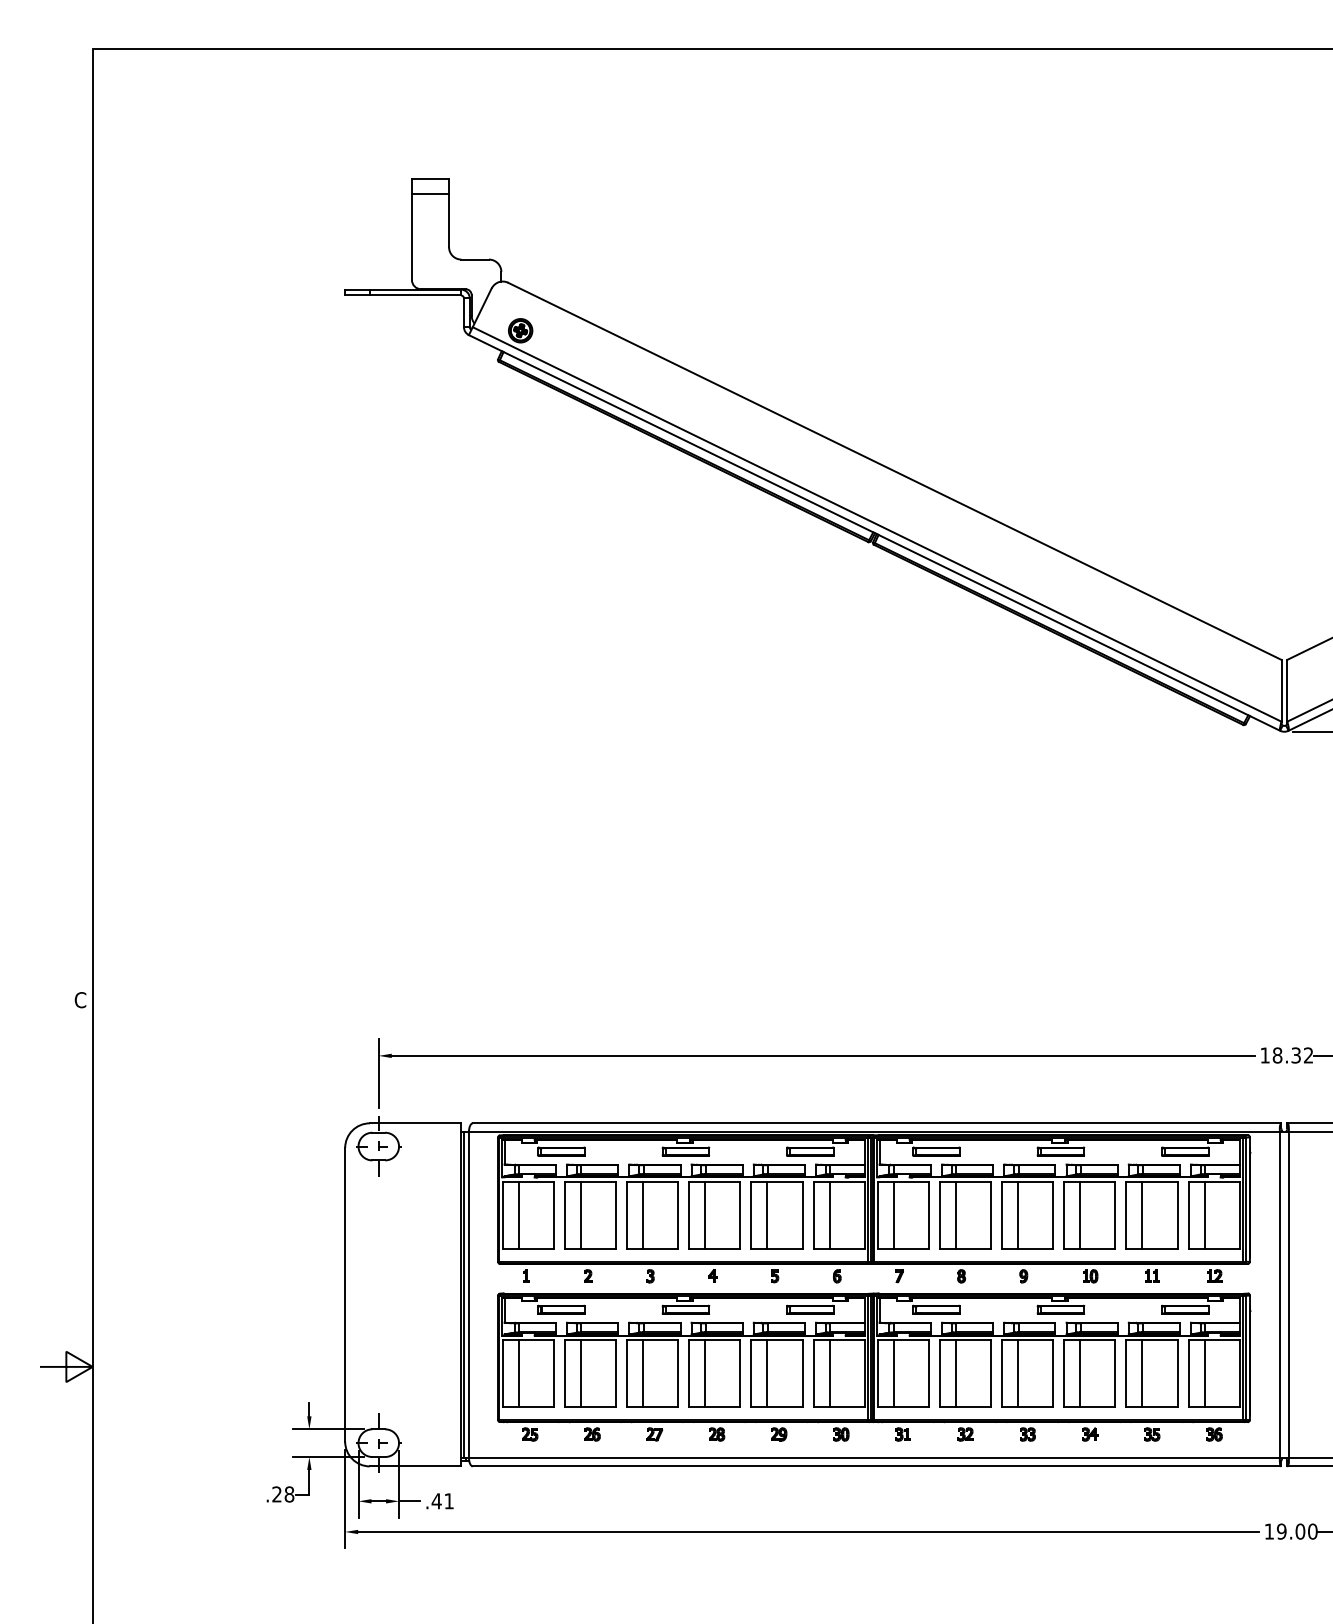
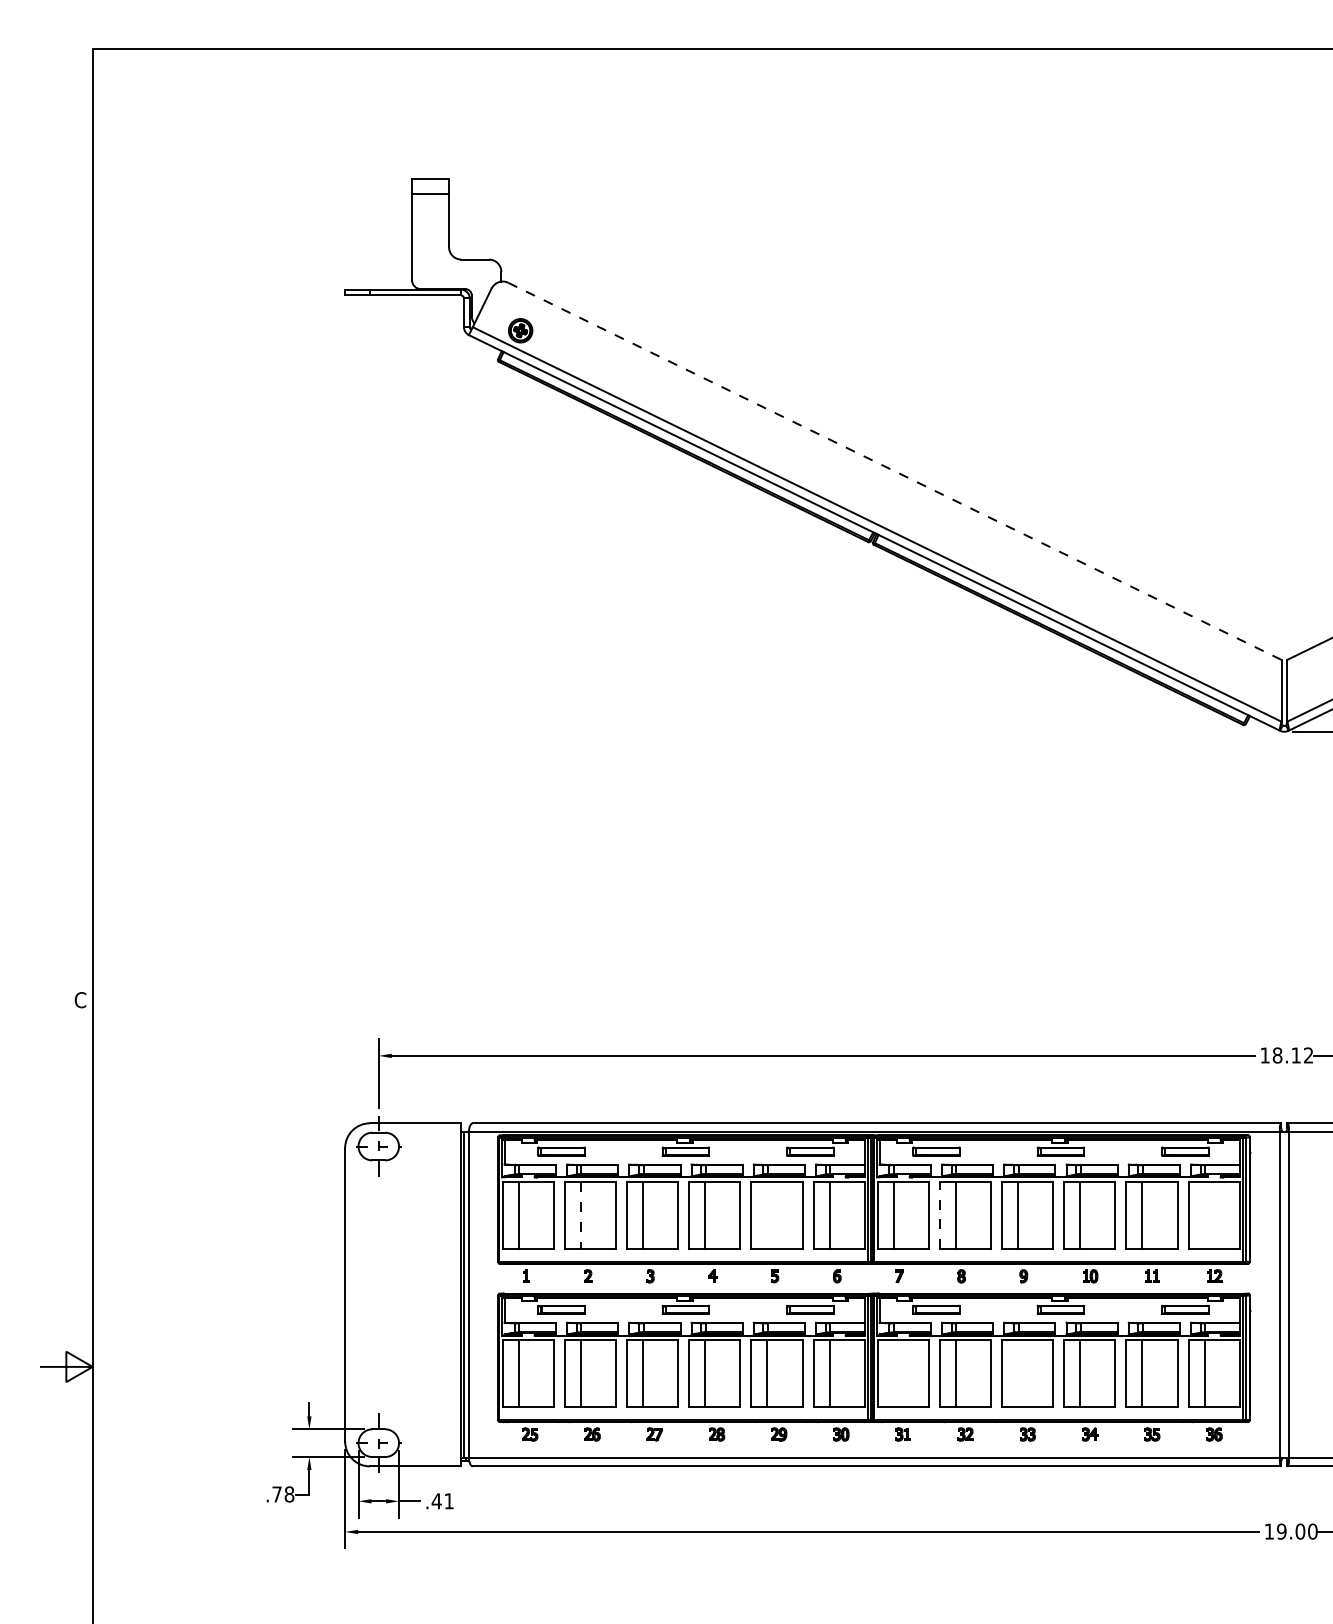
line: solid -> dashed (895, 471)
text: 18.32 -> 18.12 (1295, 1055)
line: present -> none (767, 1215)
line: solid -> dashed (939, 1215)
line: present -> none (1204, 1215)
line: solid -> dashed (580, 1216)
line: present -> none (893, 1373)
line: present -> none (1017, 1373)
text: .28 -> .78 (276, 1494)
